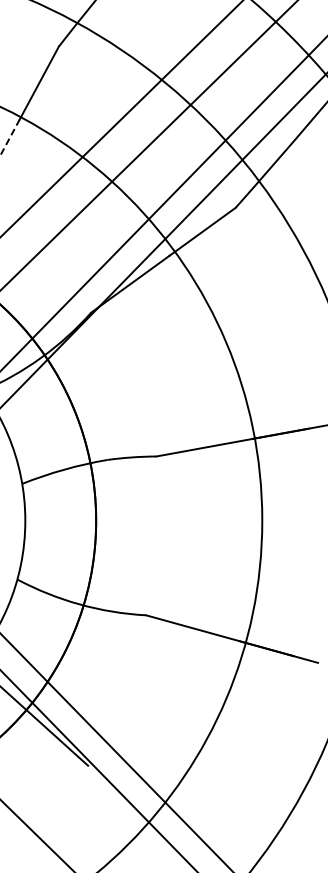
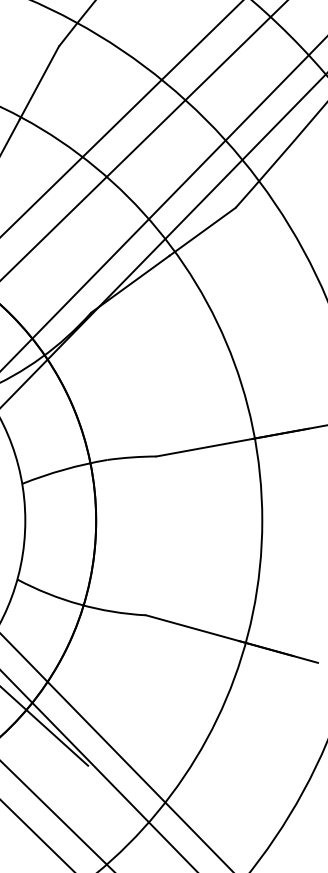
line: dashed -> solid (9, 137)
line position: (149, 145) -> (143, 140) (143, 140)
line: none -> present (57, 815)
